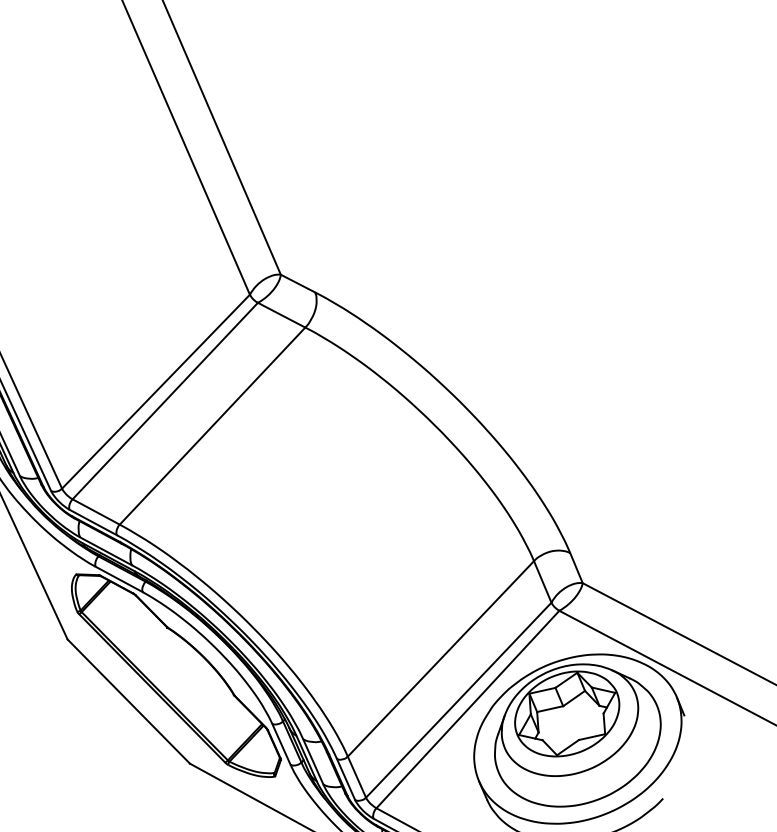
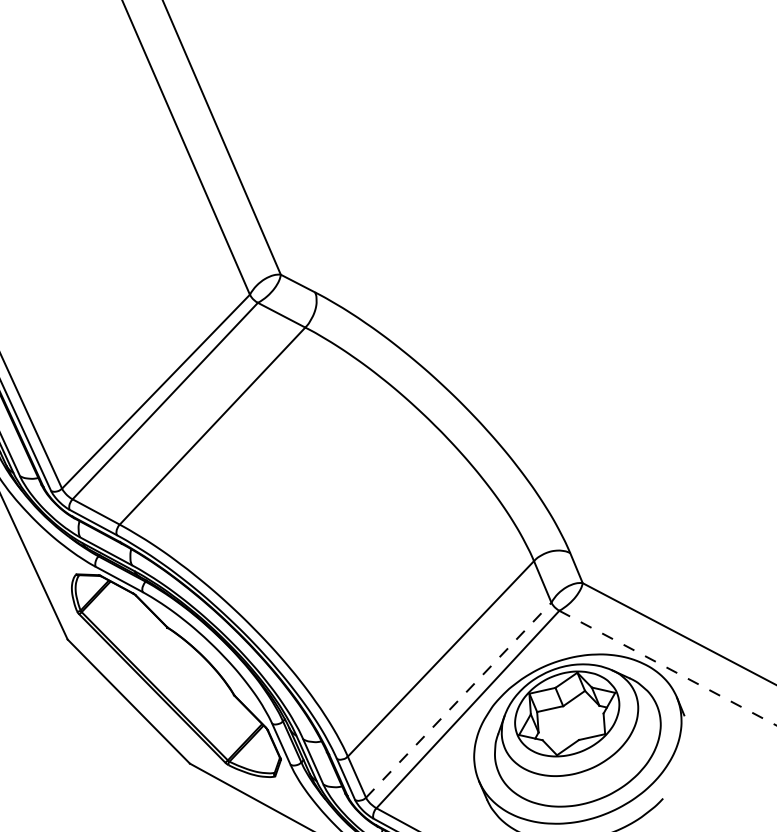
line: solid -> dashed (668, 668)
line: solid -> dashed (458, 700)
